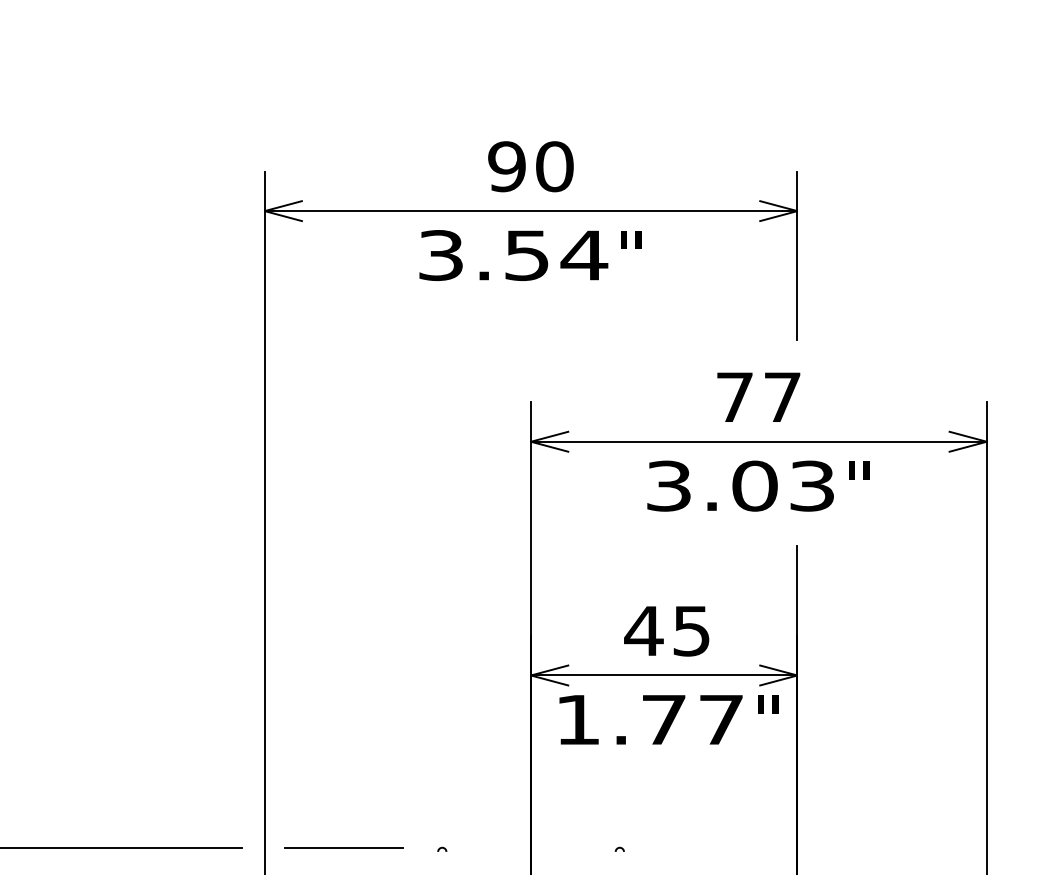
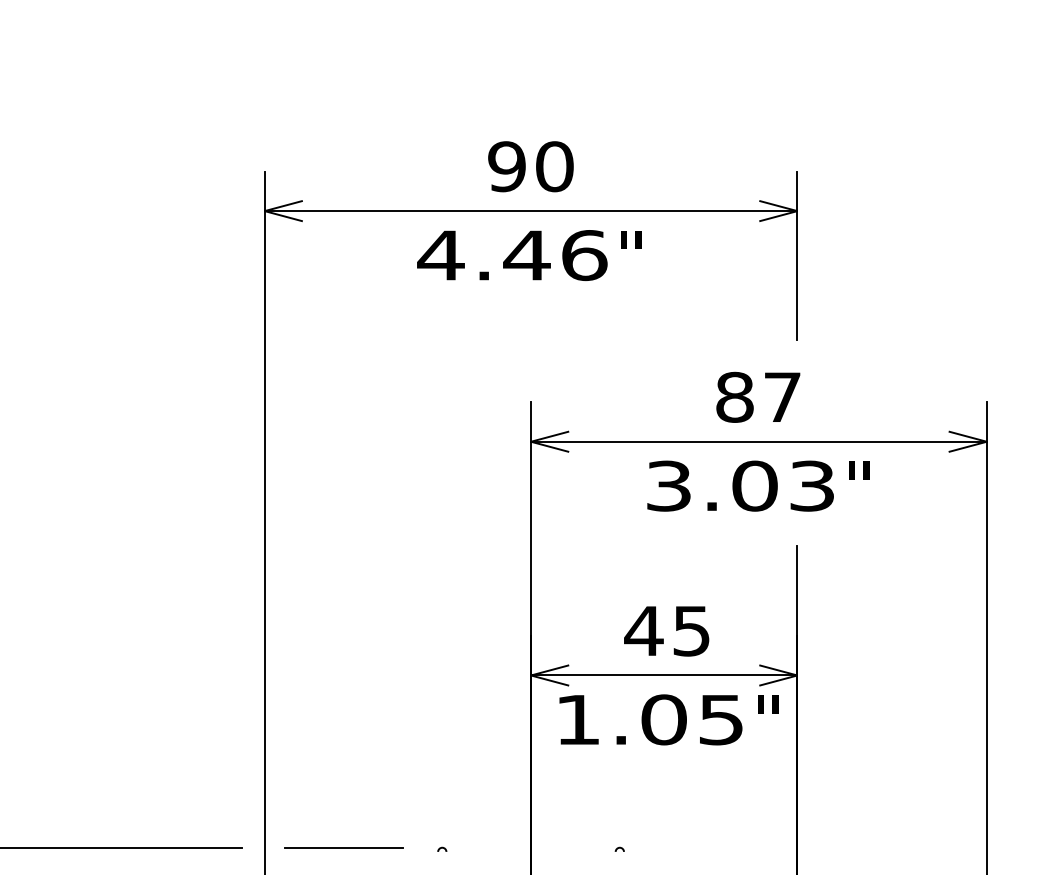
text: 3.54 -> 4.46 (512, 255)
text: 77 -> 87 (734, 396)
text: 1.77 -> 1.05 (691, 719)
